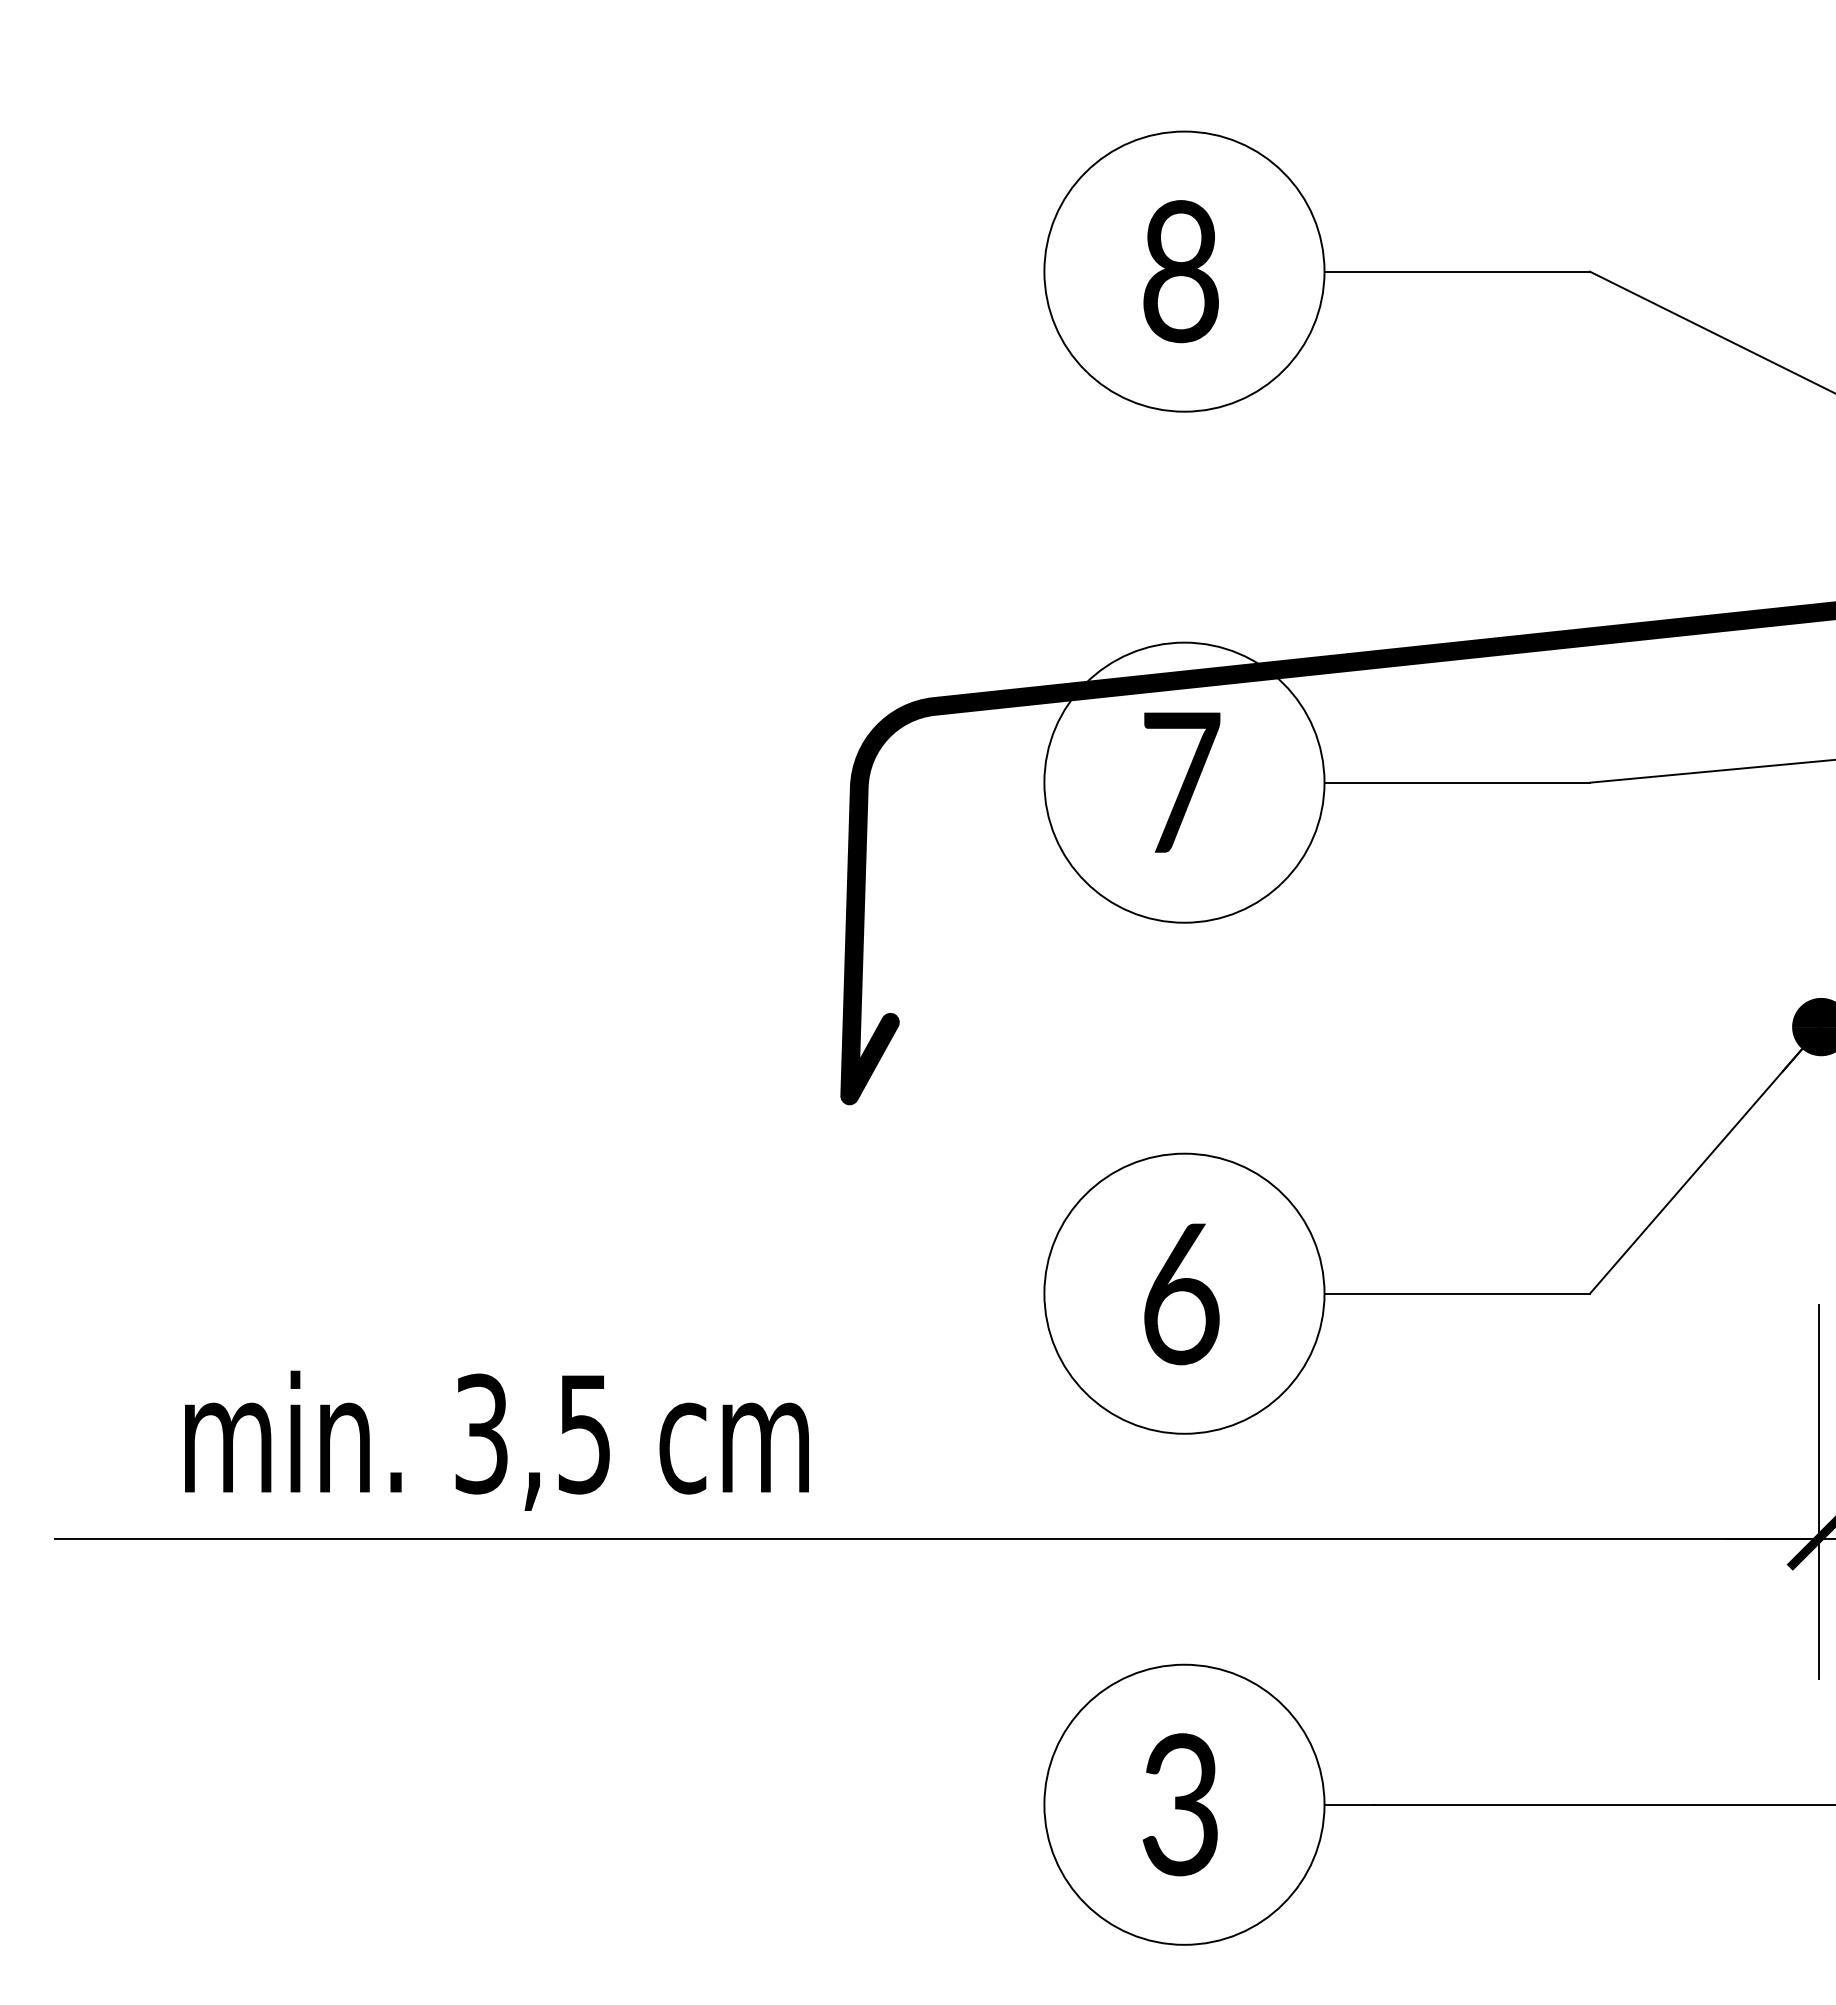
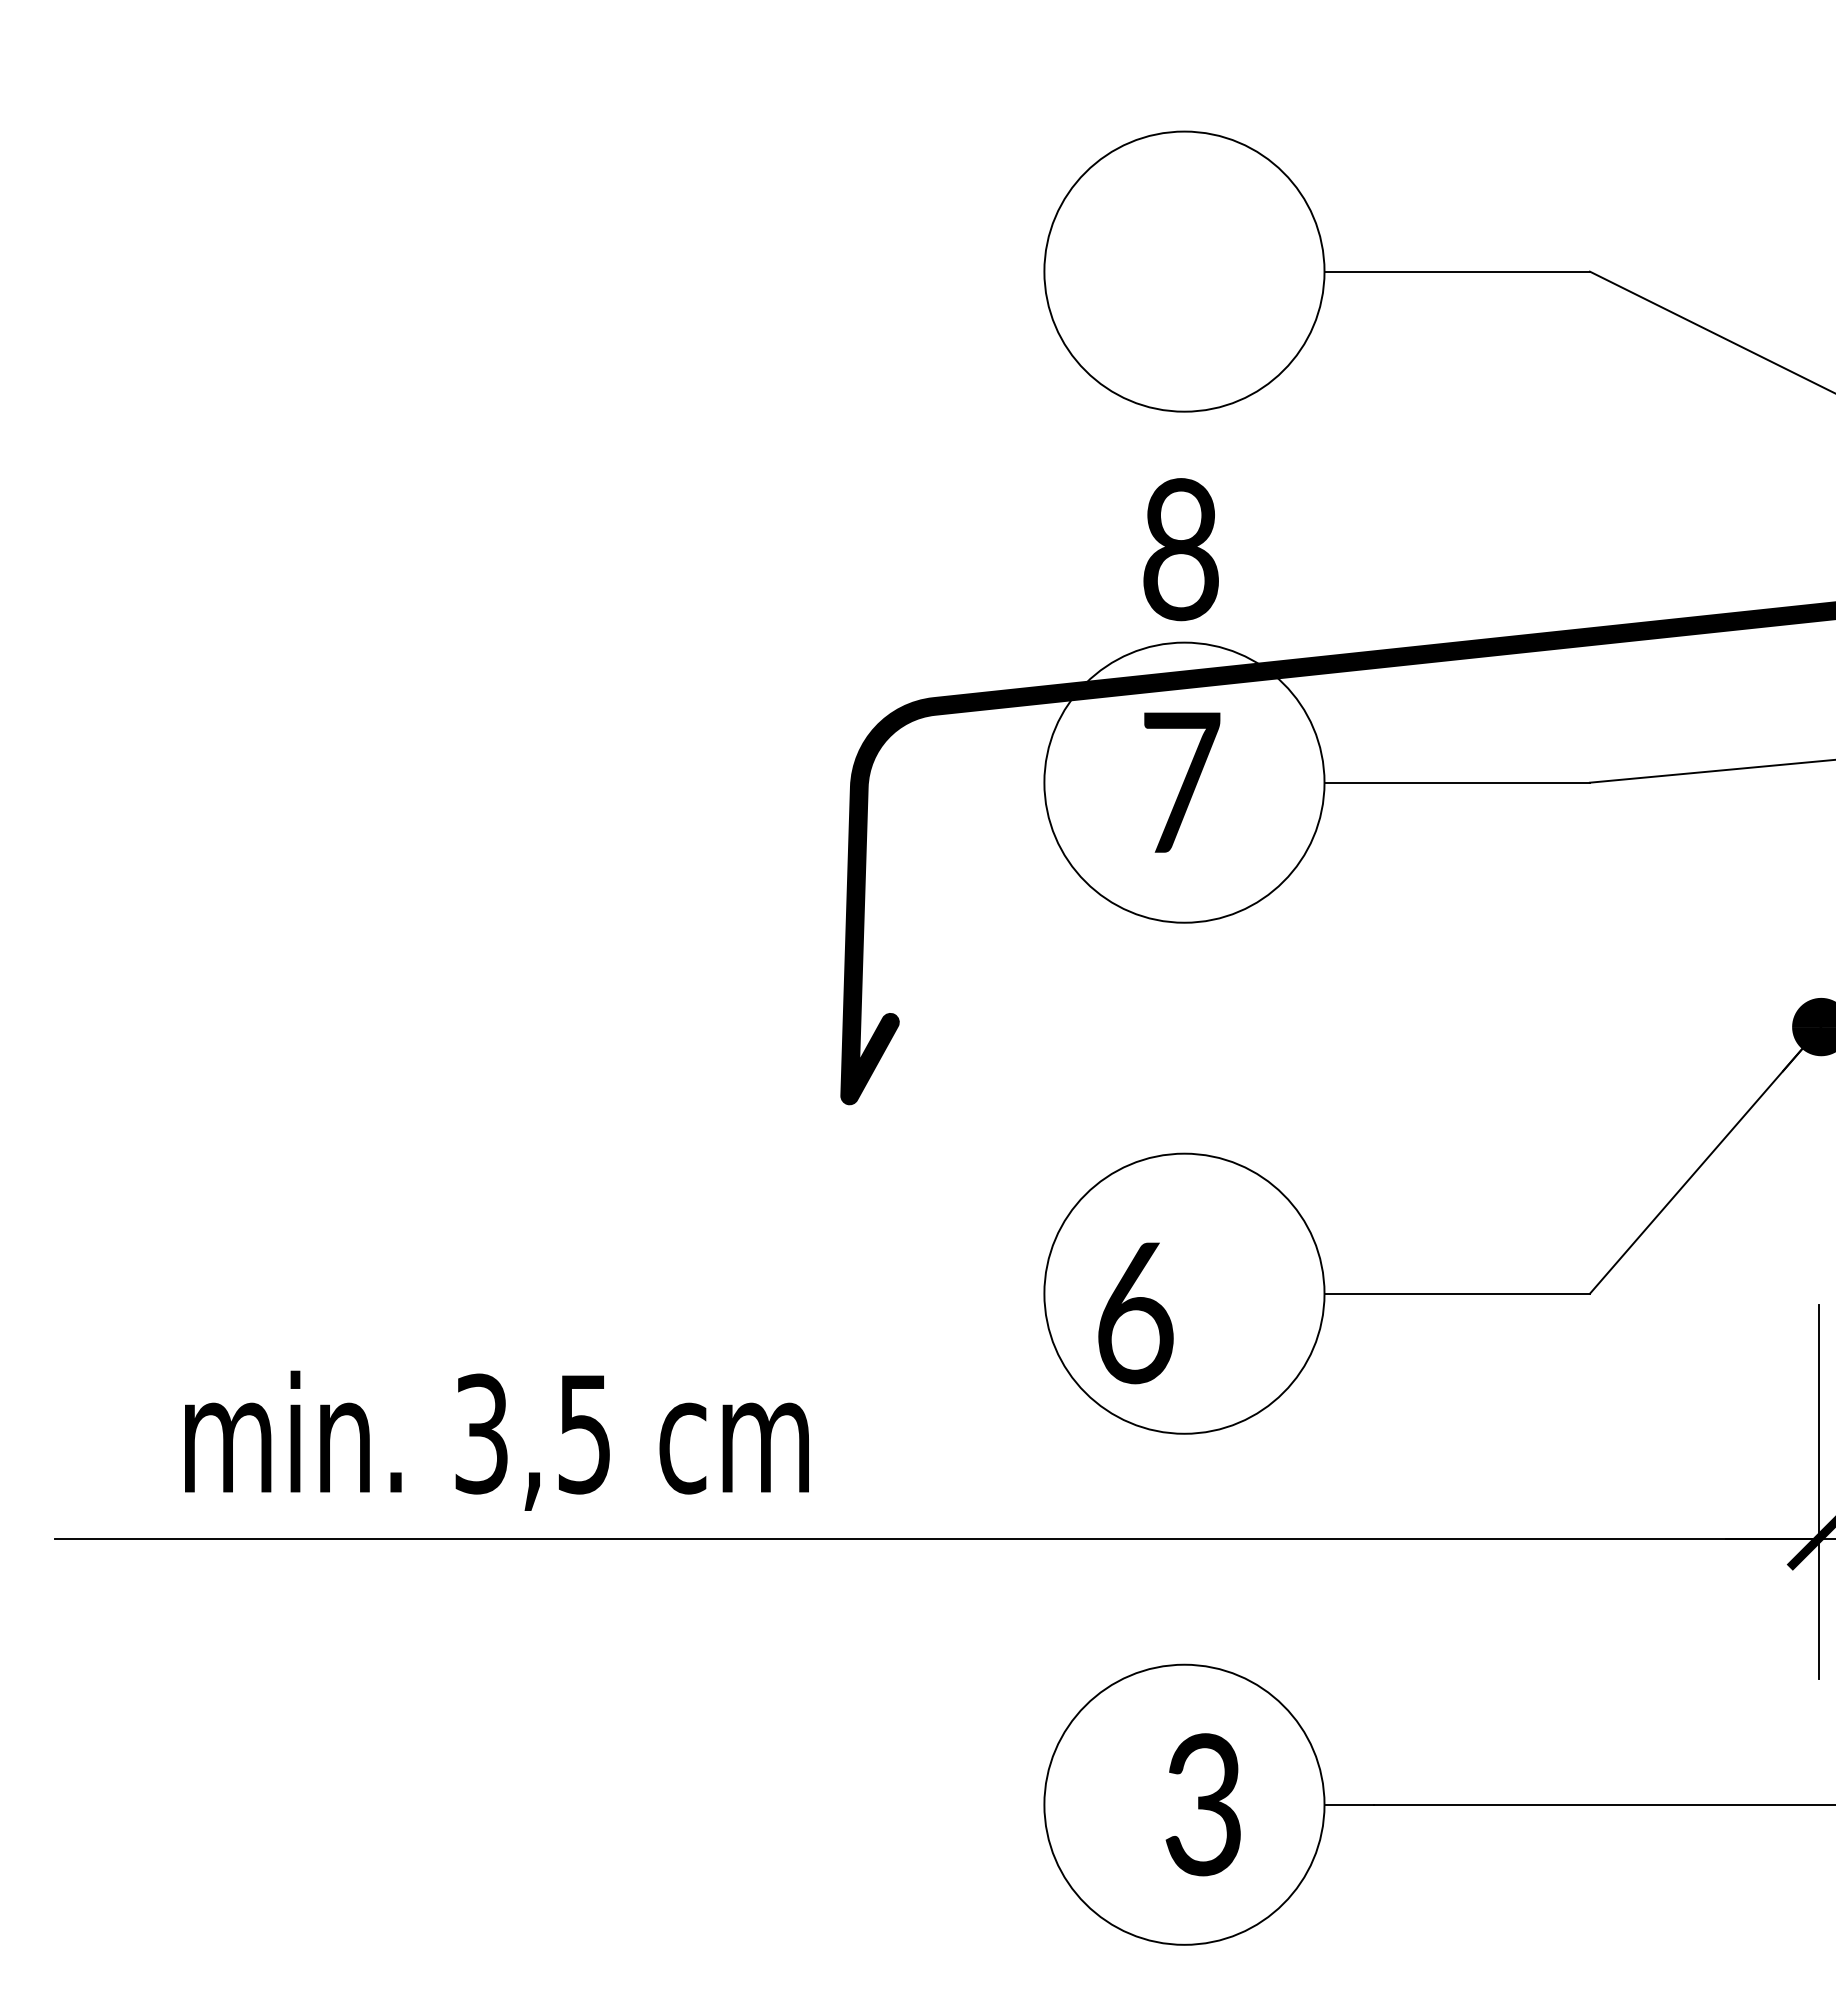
text position: (1180, 271) -> (1180, 549) (1180, 549)
text position: (1181, 1294) -> (1135, 1313) (1135, 1313)
text position: (1179, 1804) -> (1202, 1804) (1202, 1804)
